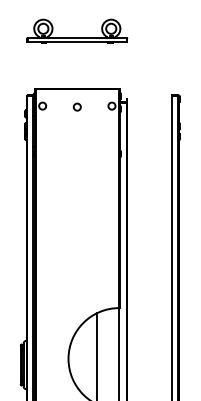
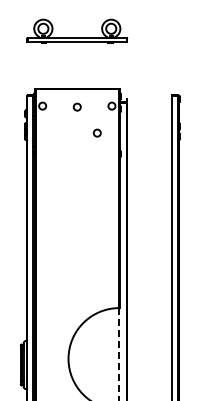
circle: none -> present (96, 132)
line: solid -> dashed (119, 354)
line: present -> none (97, 355)
